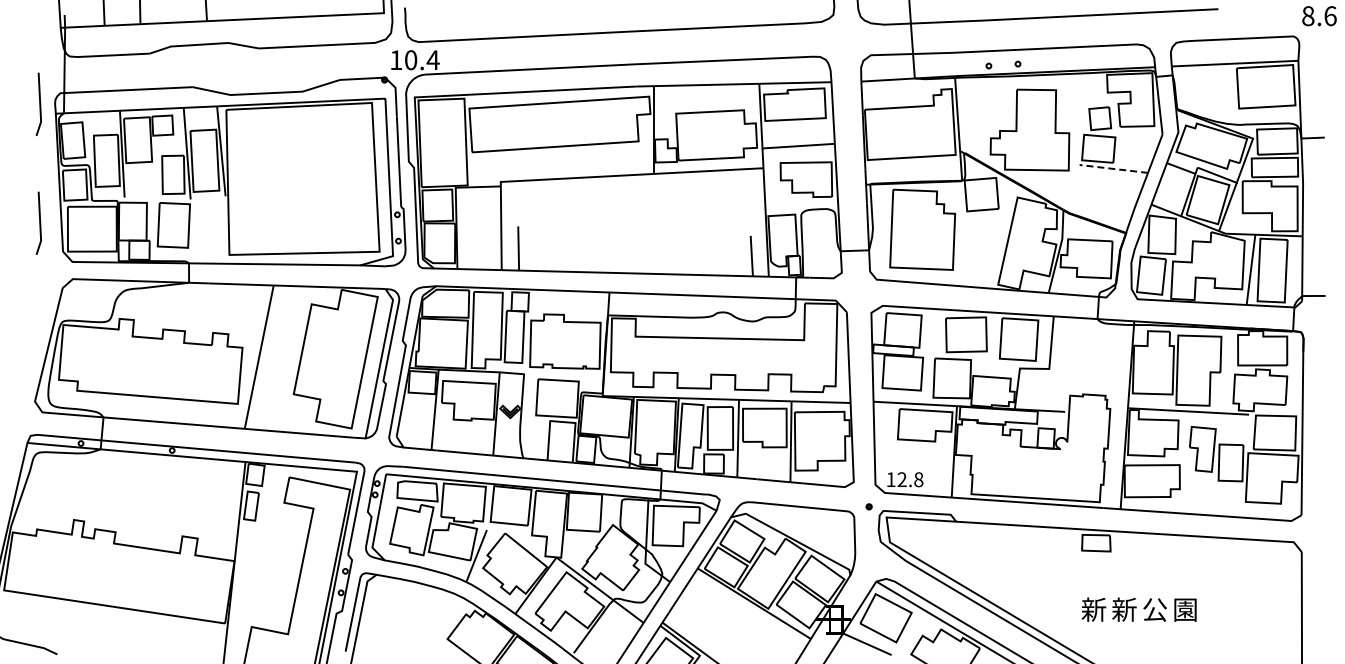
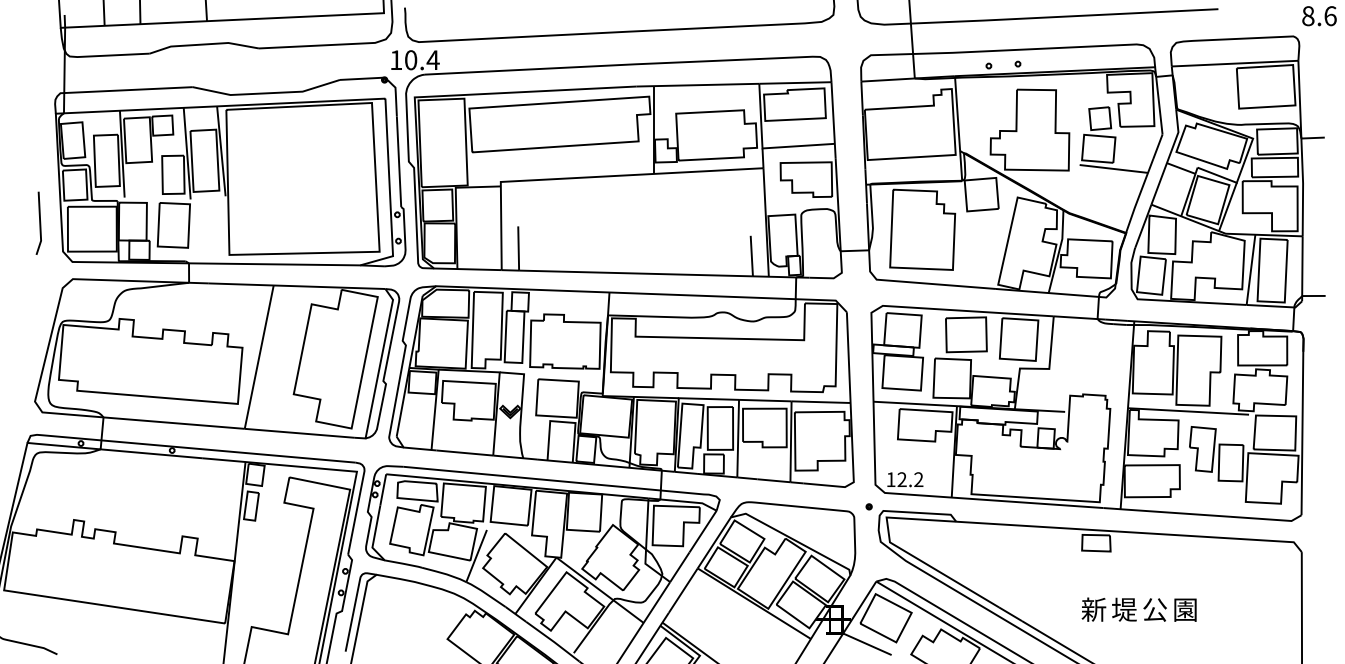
line: present -> none (39, 103)
line: dashed -> solid (1113, 168)
text: 12.8 -> 12.2 (918, 479)
text: 新 -> 堤 (1124, 609)
